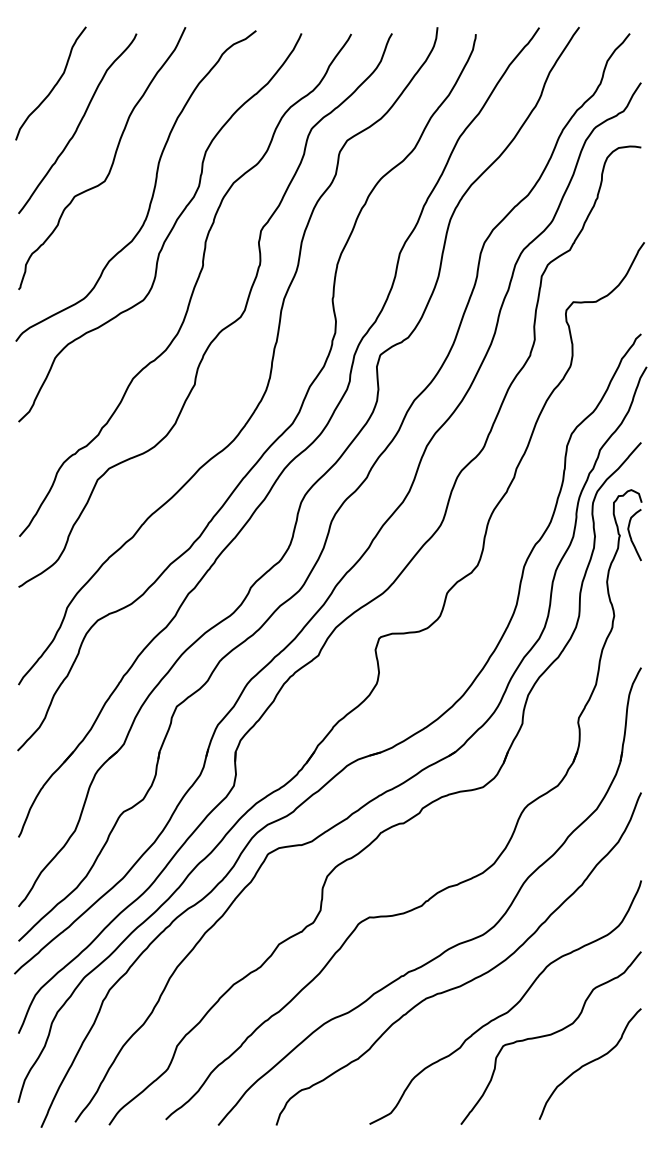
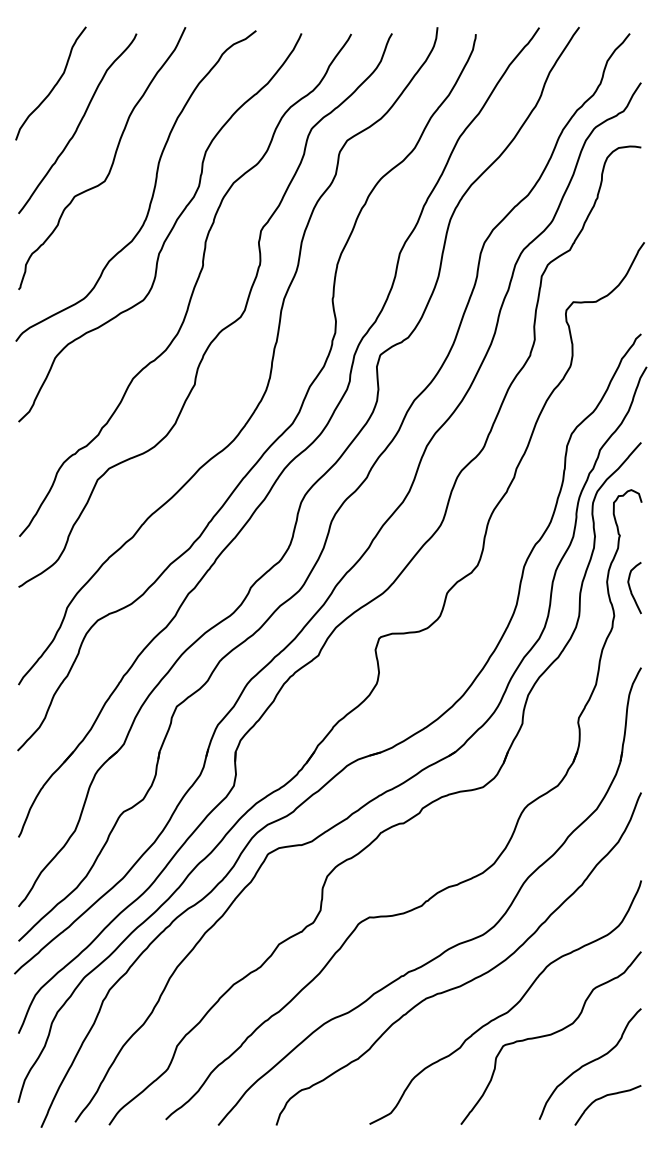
curve position: (631, 536) -> (631, 589) (631, 589)
curve: none -> present (604, 1097)
